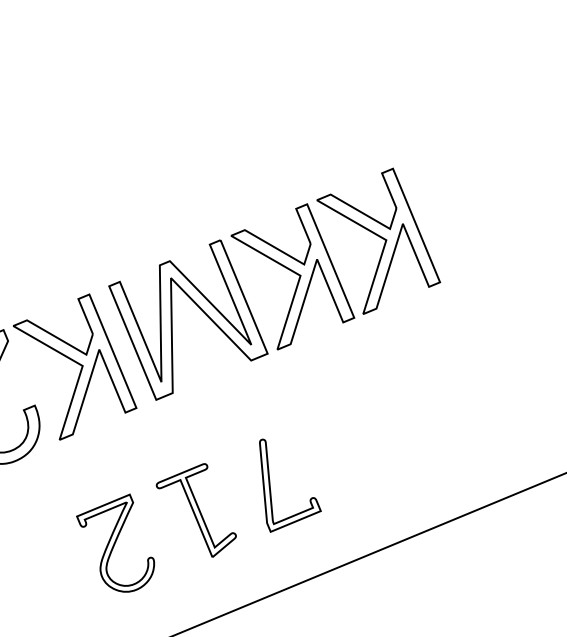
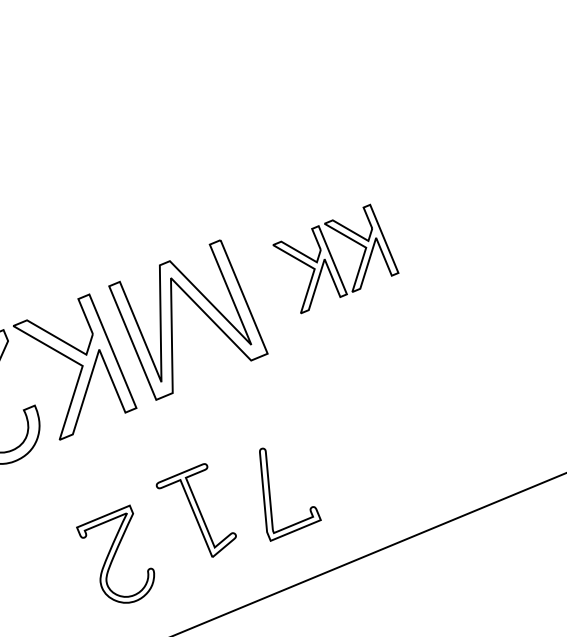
part size: 212x184 px -> 128x112 px (335, 258)
part position: (271, 491) -> (271, 500) (271, 500)
part position: (115, 542) -> (115, 553) (115, 553)
